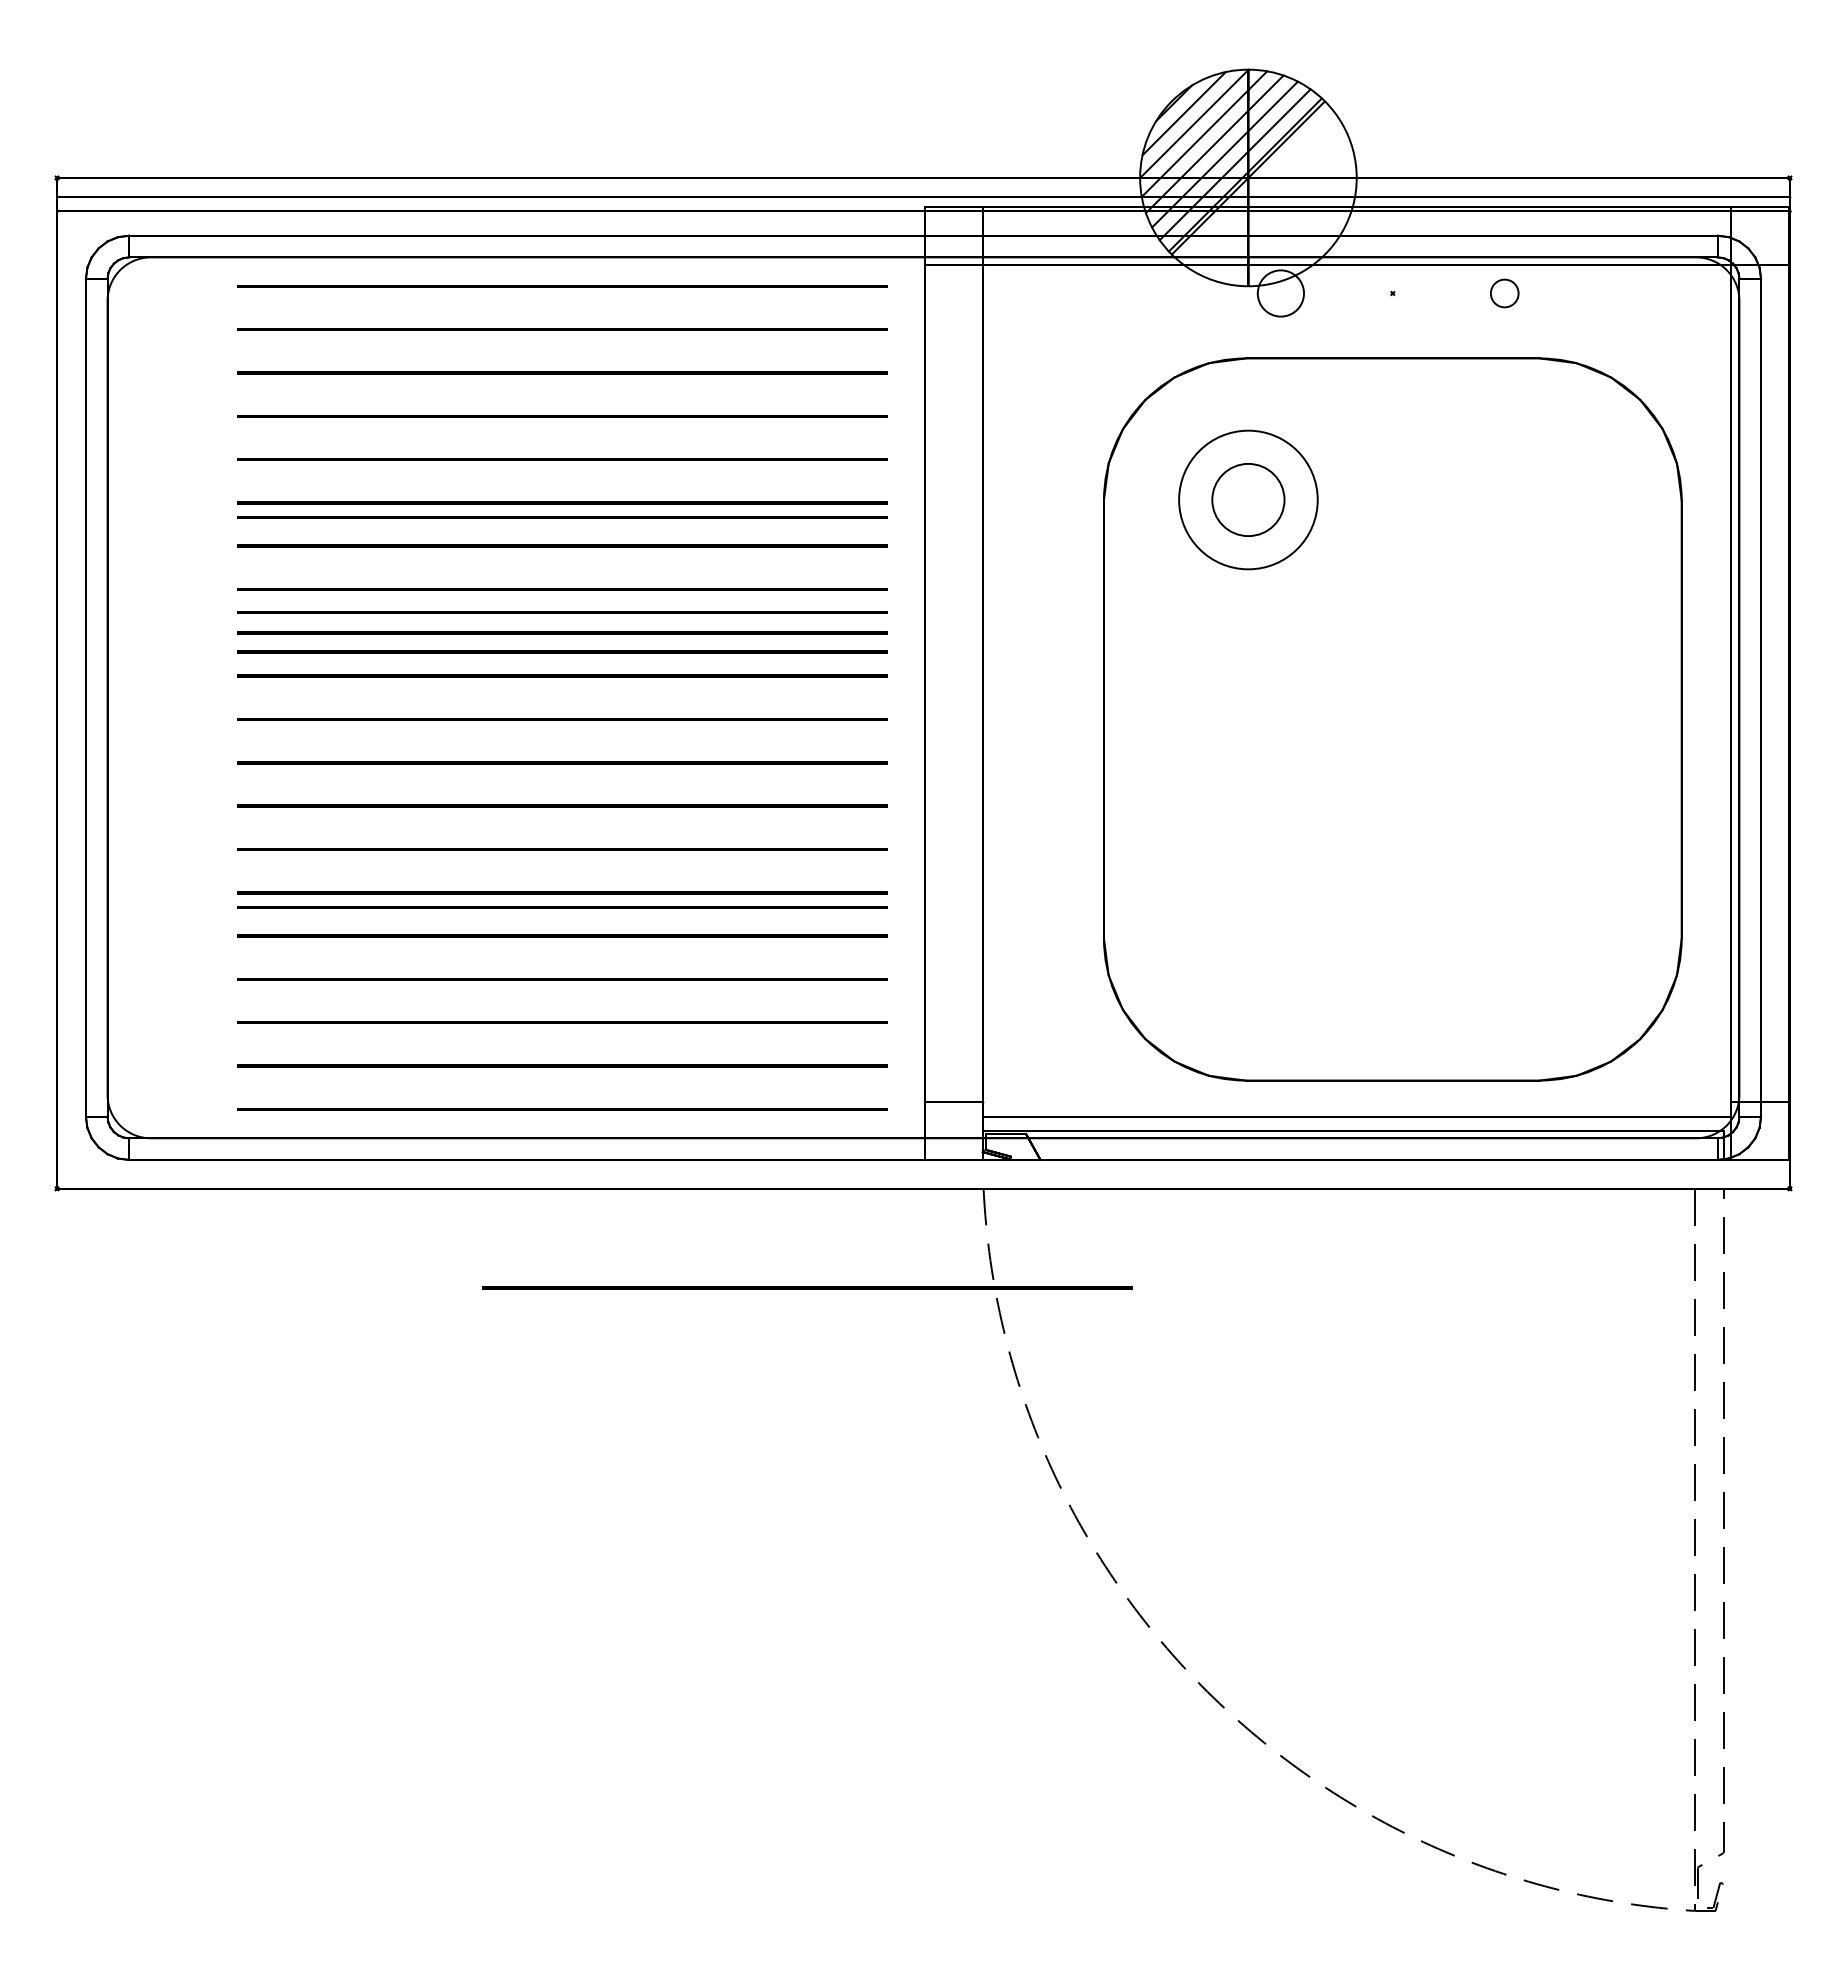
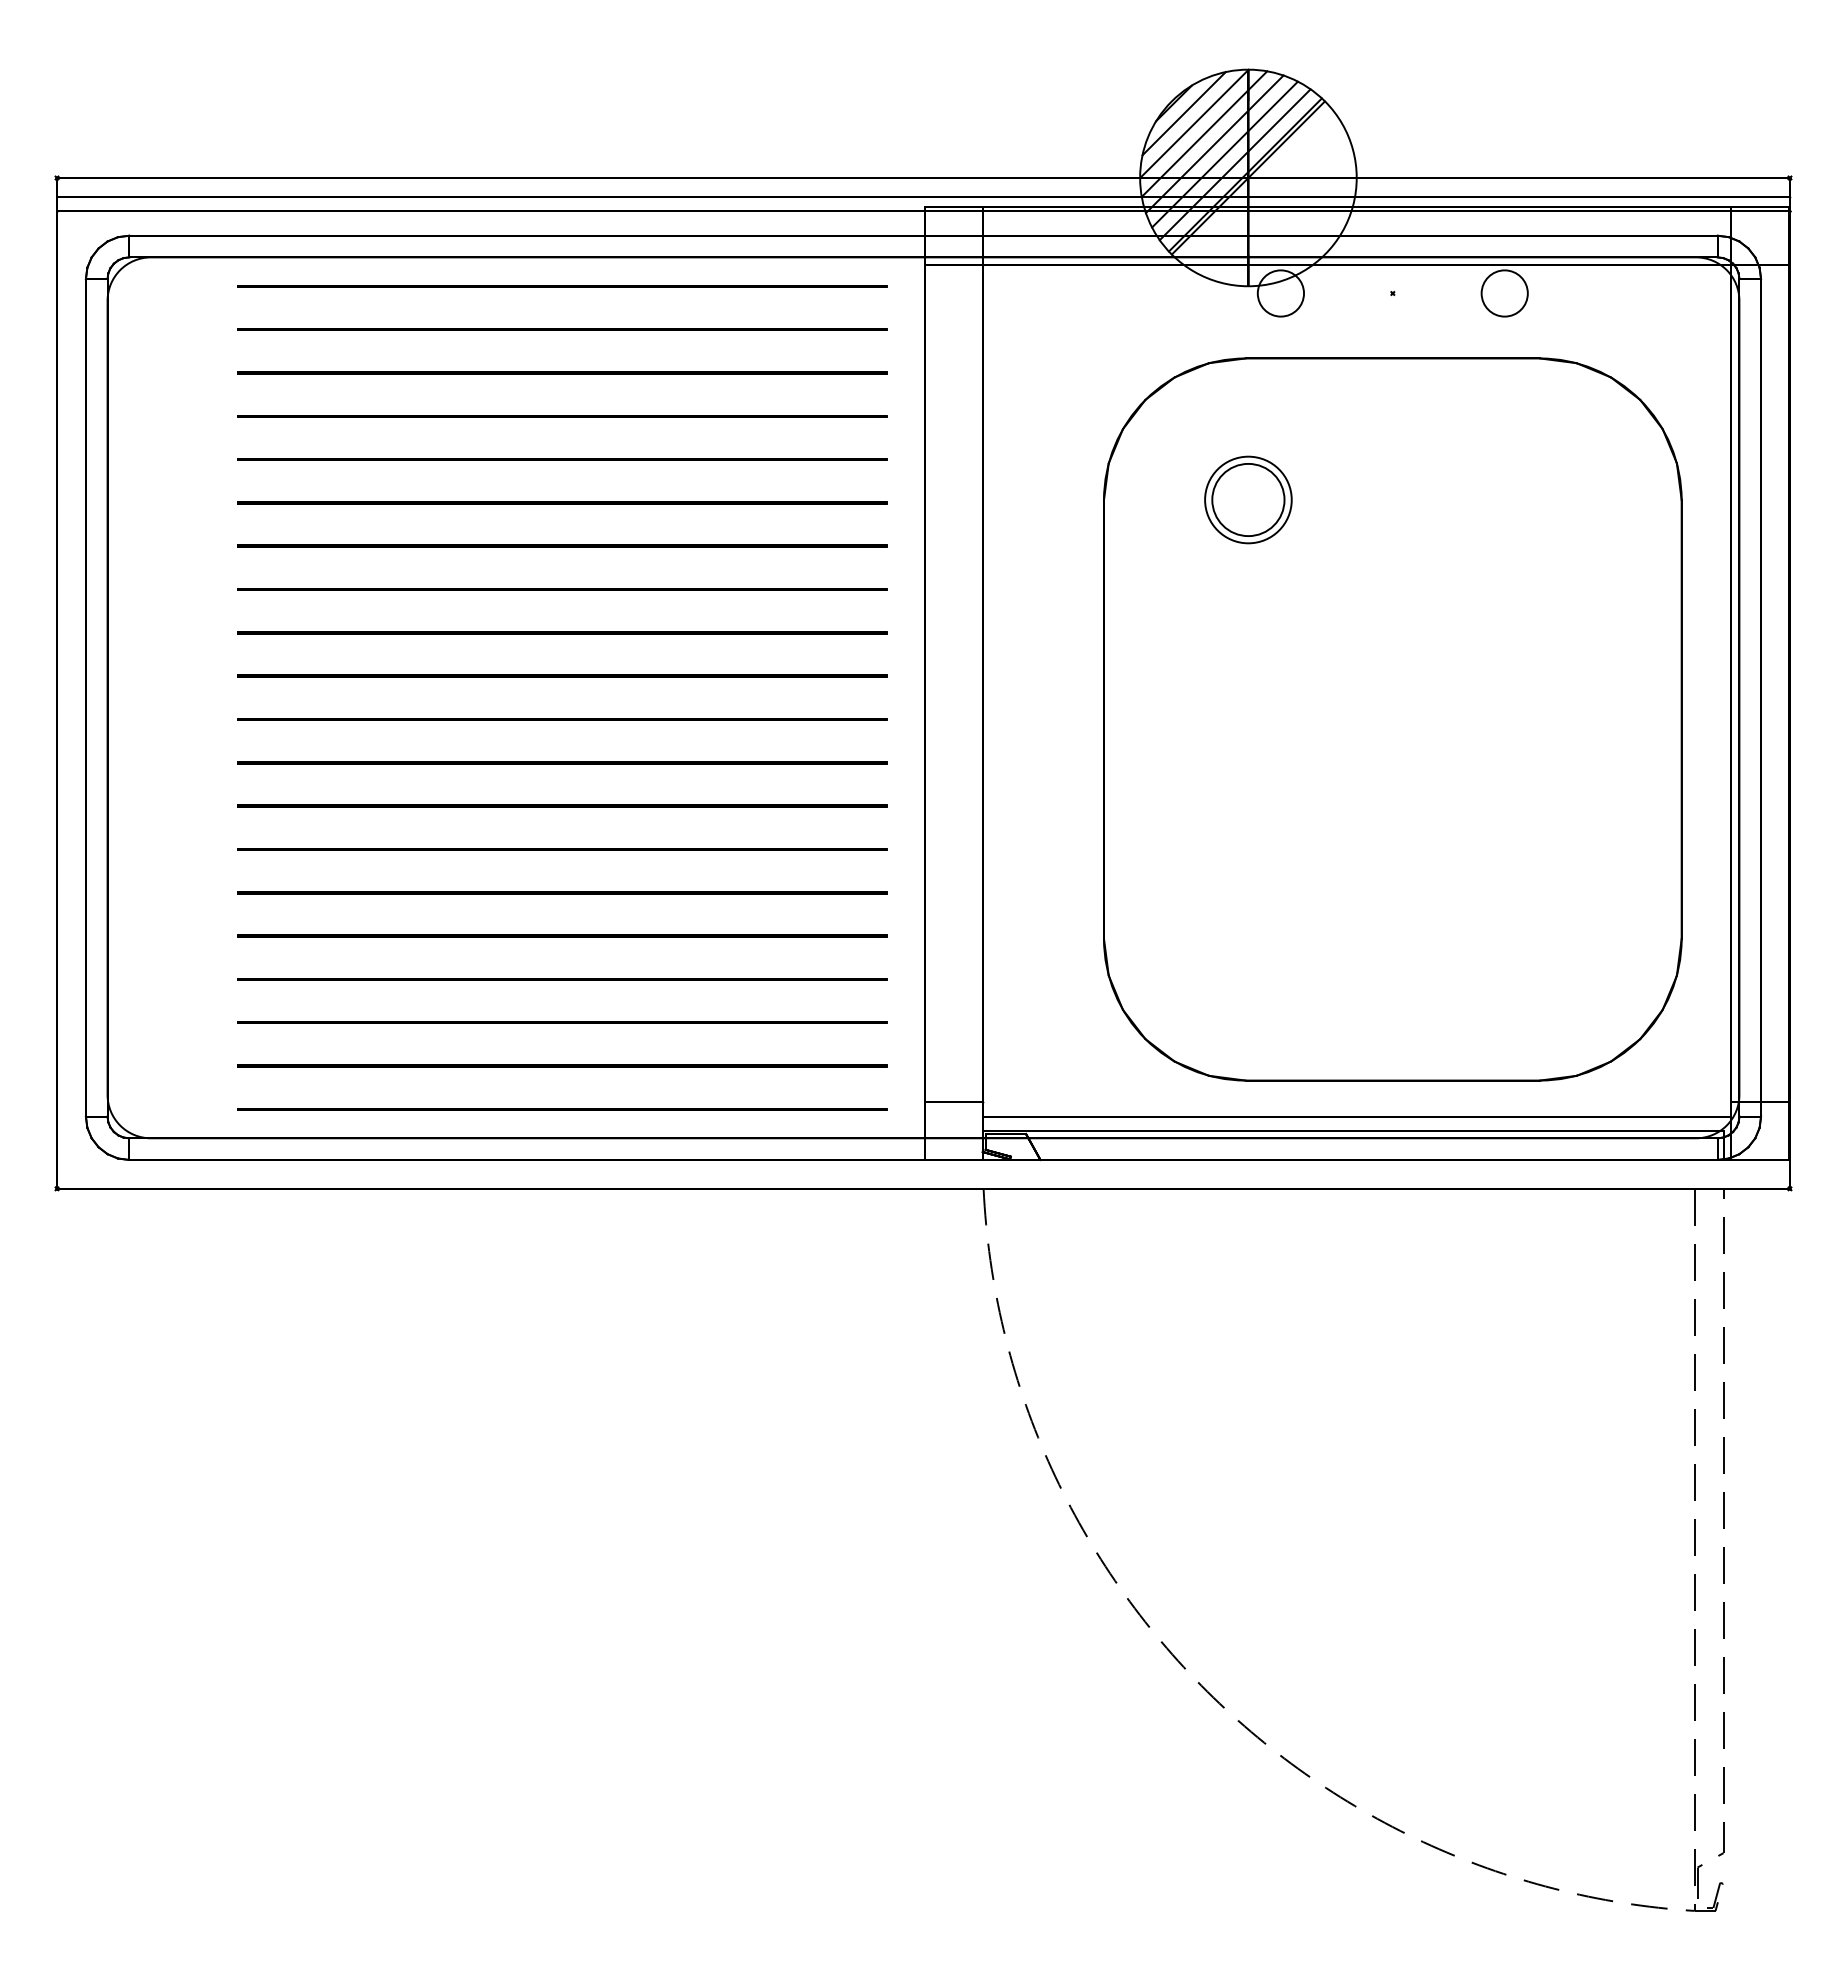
circle diameter: 28 px -> 46 px (1504, 293)
circle diameter: 139 px -> 87 px (1248, 499)
line: present -> none (562, 517)
line: present -> none (562, 612)
line: present -> none (562, 651)
line: present -> none (562, 907)
line: present -> none (807, 1287)
